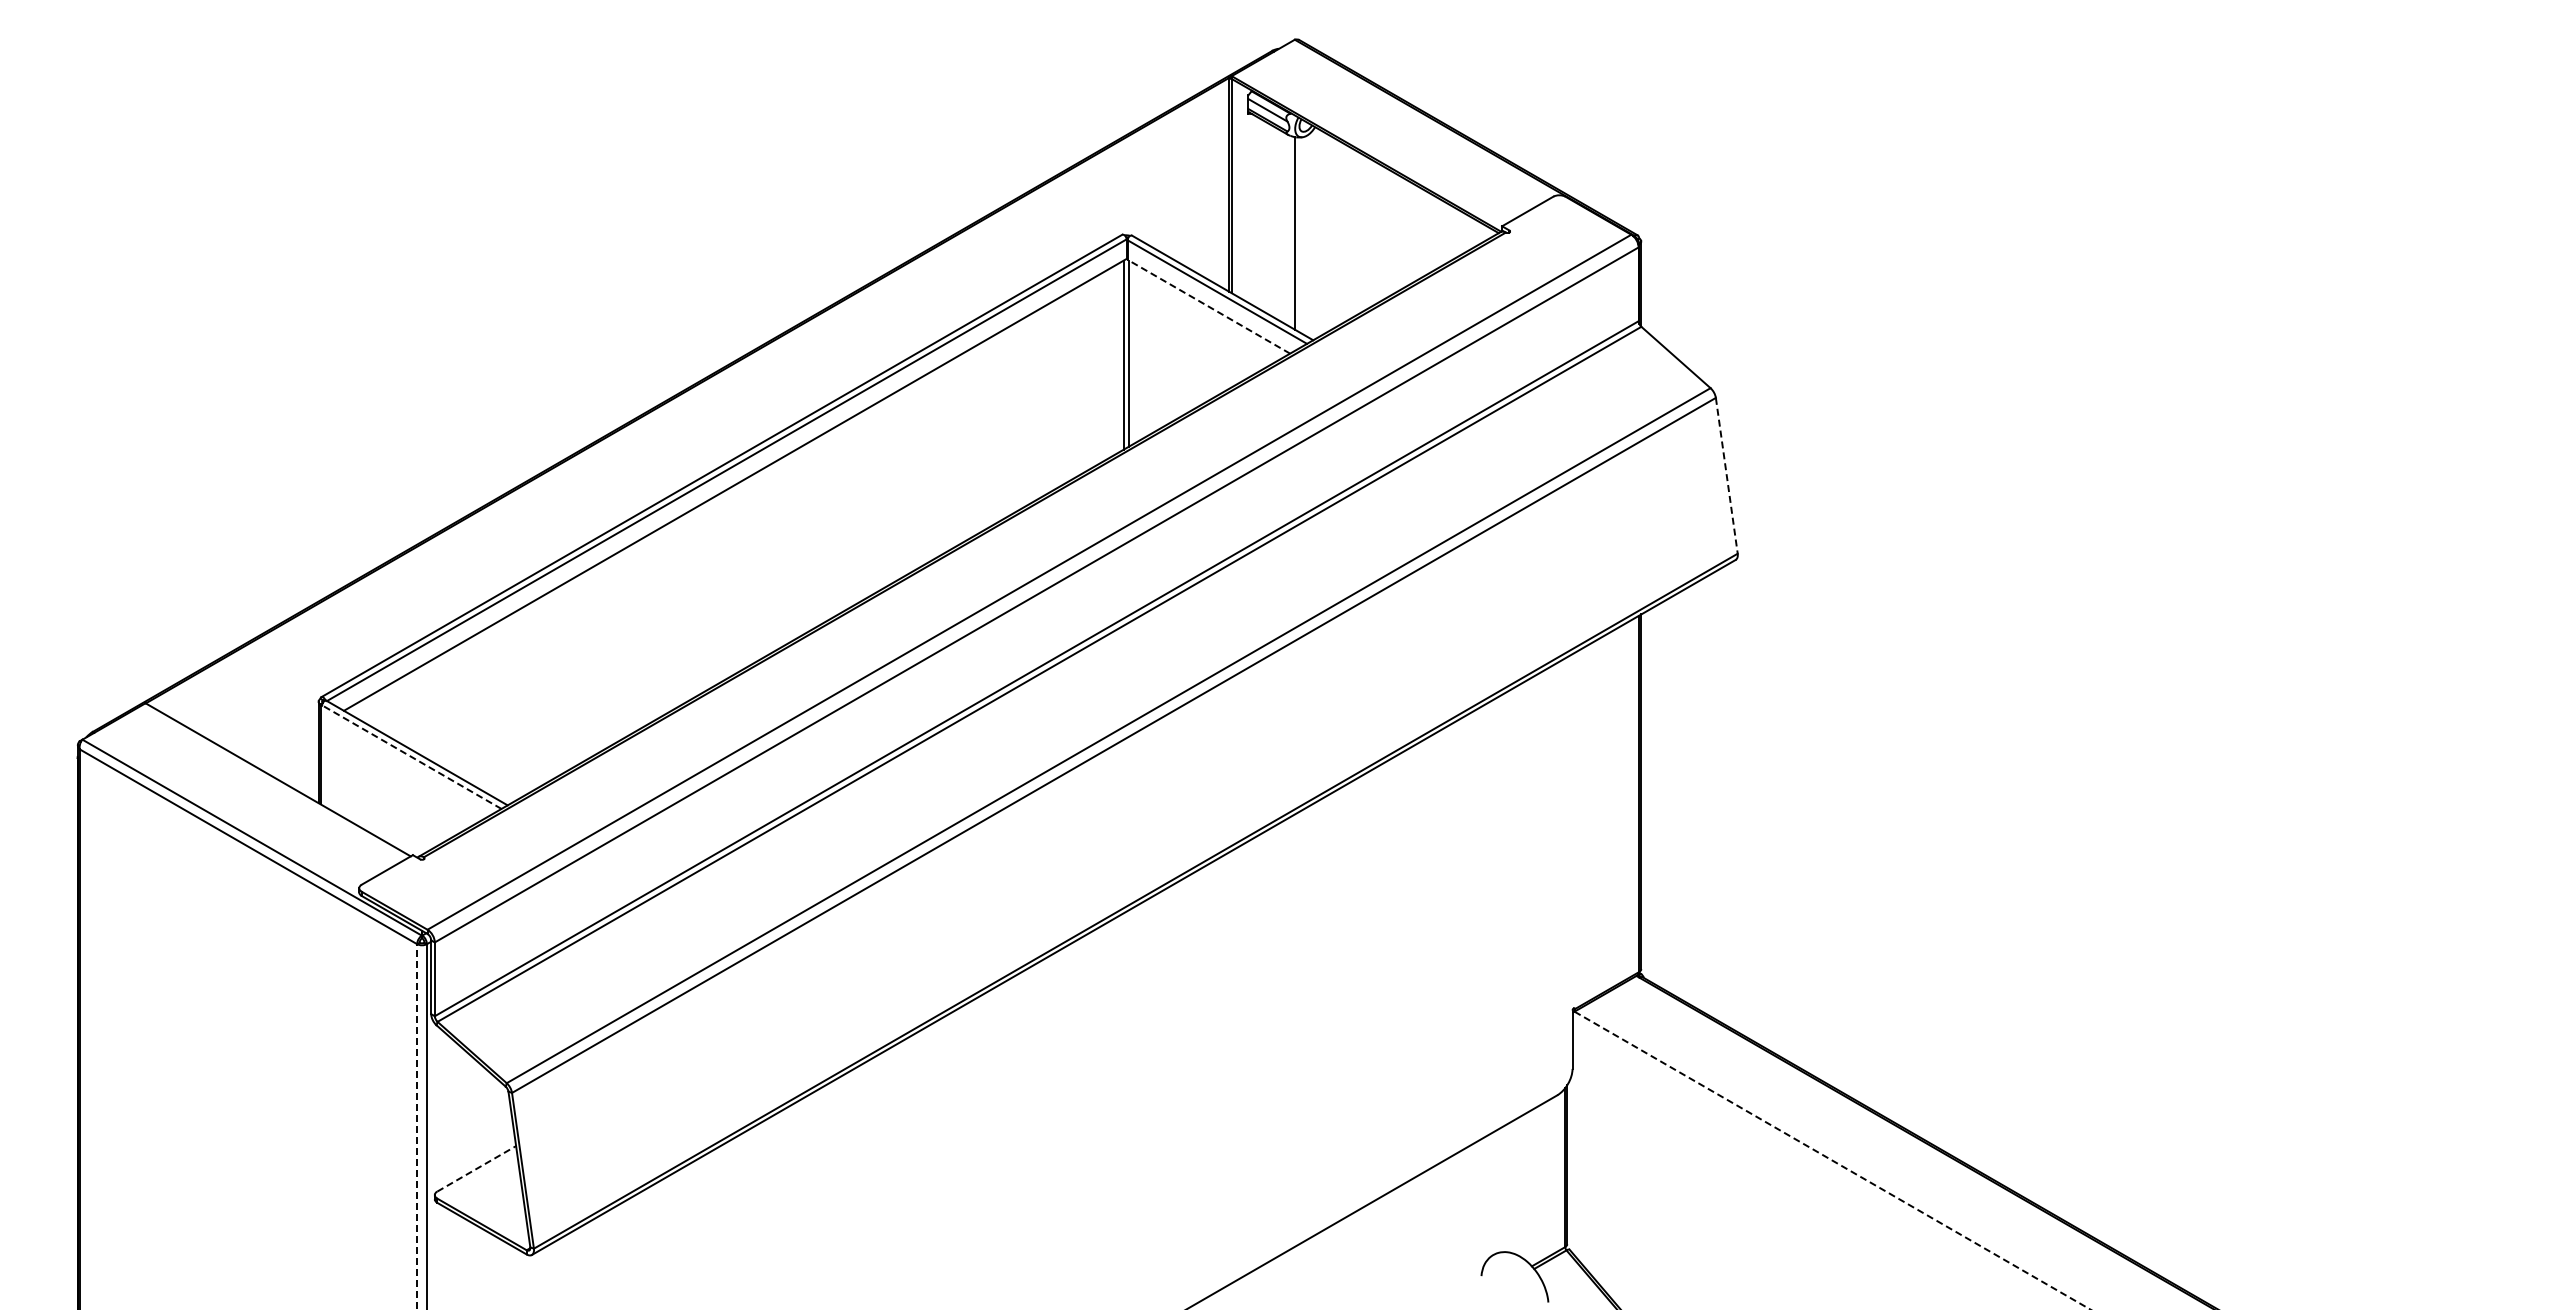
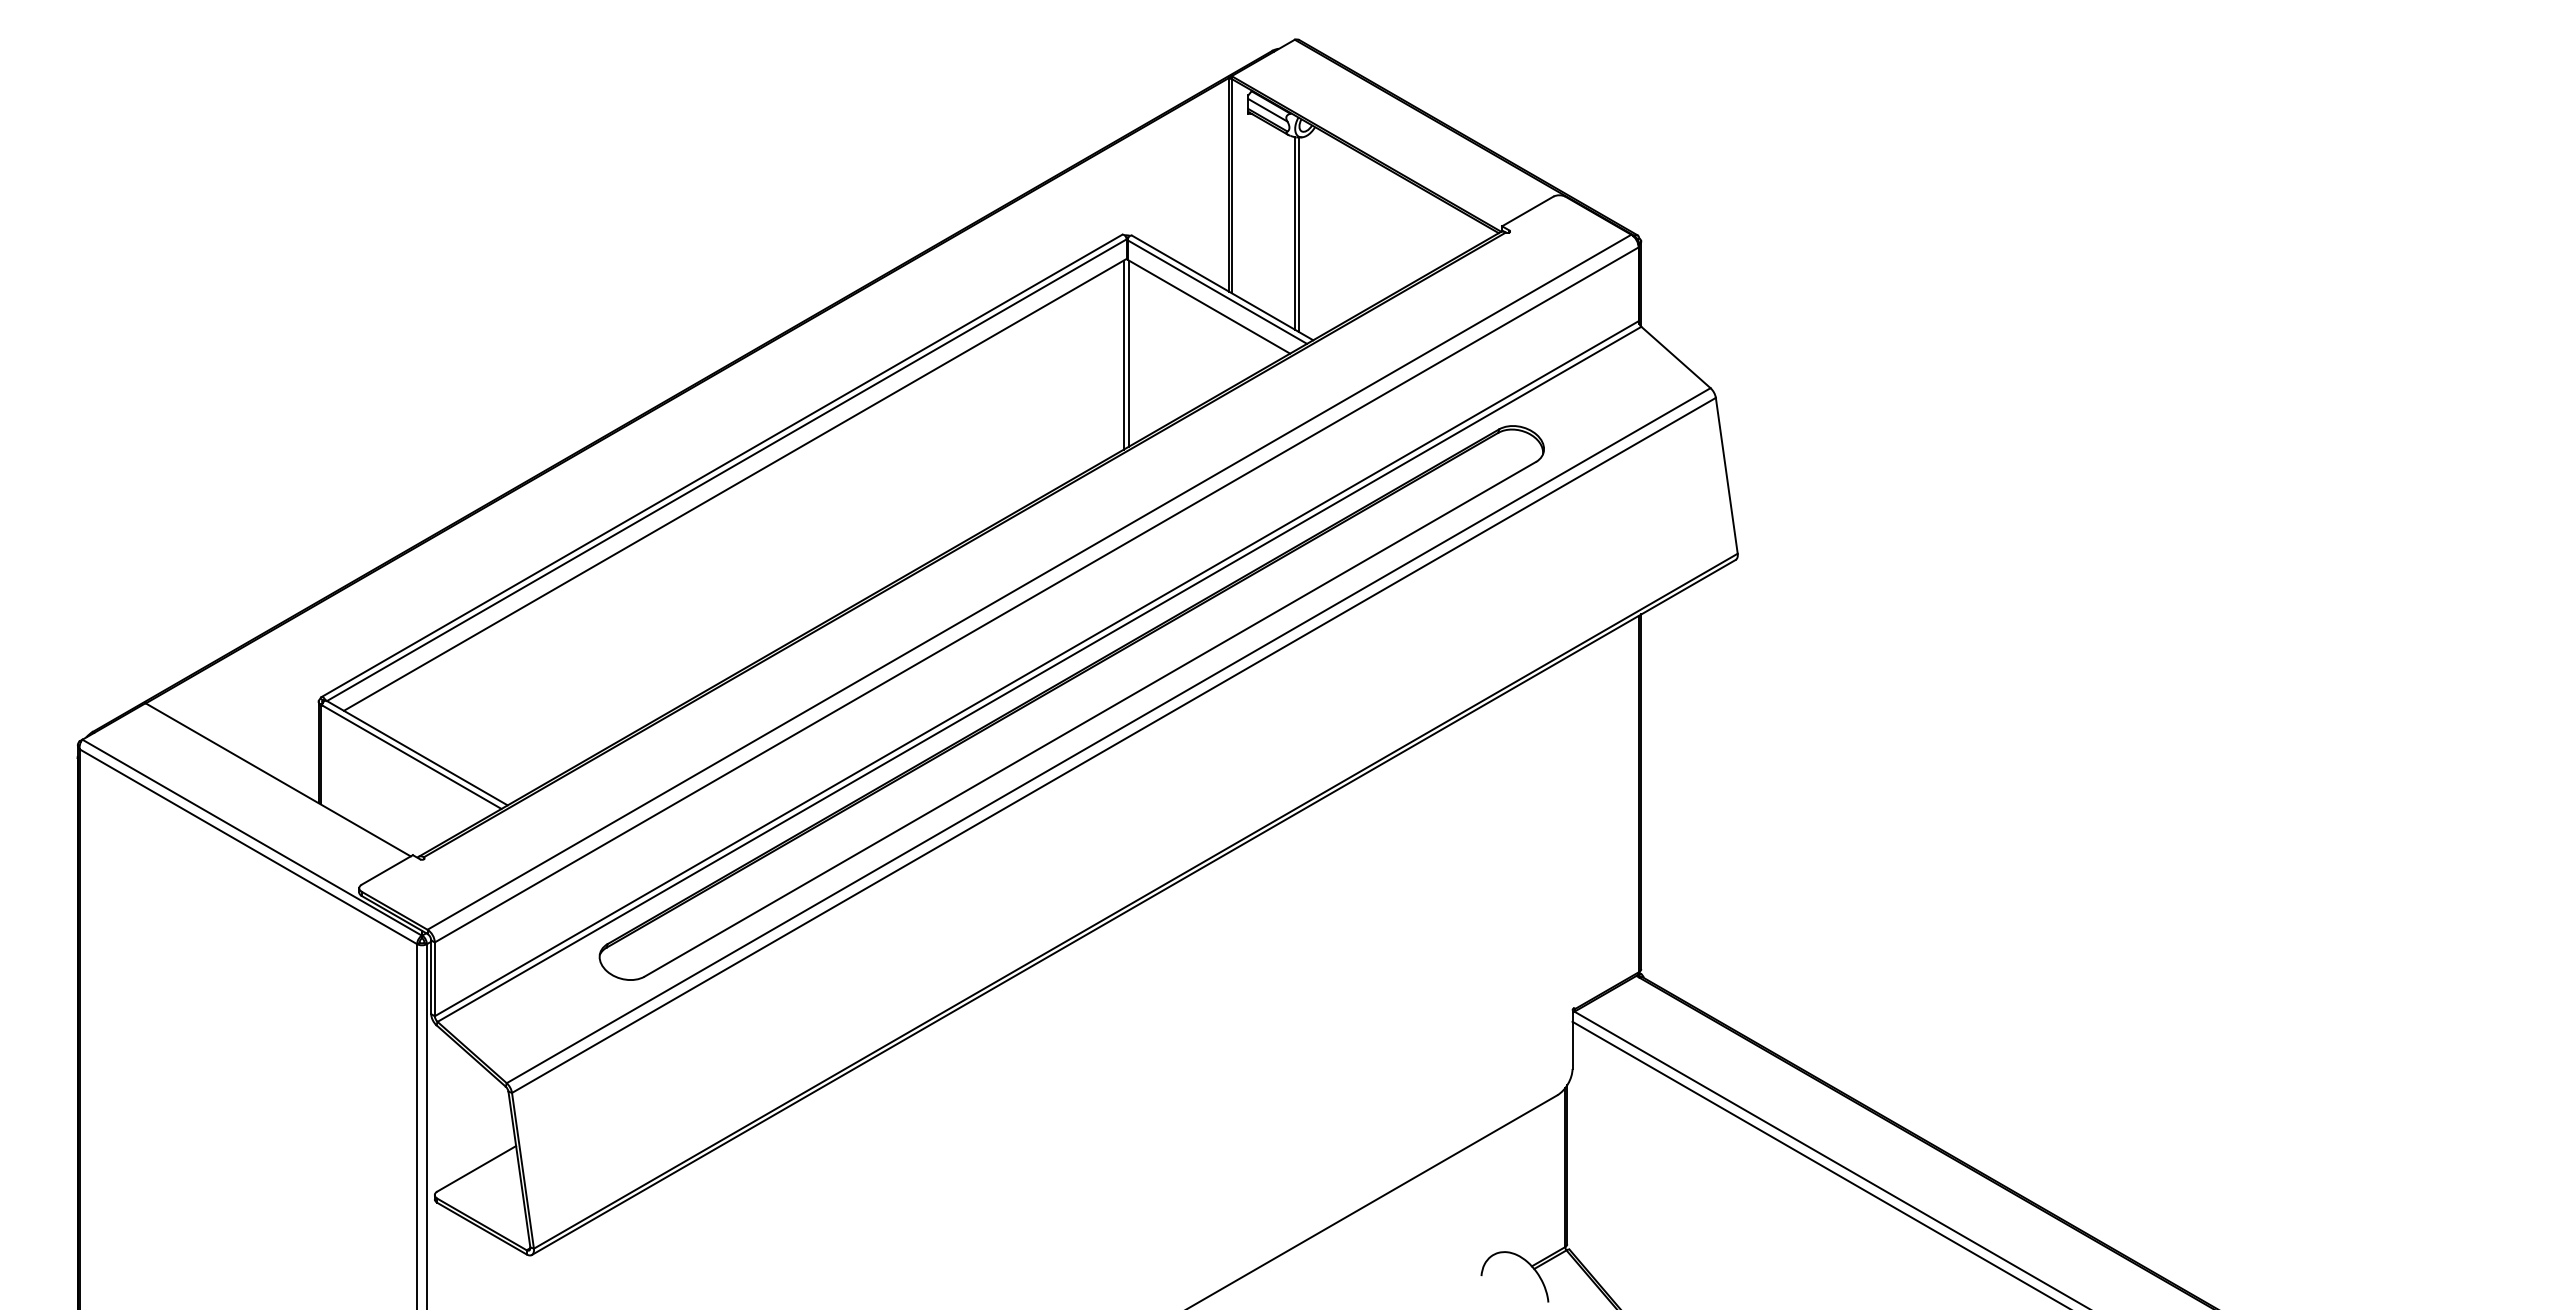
line: none -> present (1299, 234)
line: dashed -> solid (1208, 306)
line: dashed -> solid (1726, 475)
part: none -> present (1071, 702)
line: dashed -> solid (411, 757)
line: dashed -> solid (417, 1126)
line: dashed -> solid (1832, 1160)
line: none -> present (1819, 1163)
line: dashed -> solid (477, 1168)
